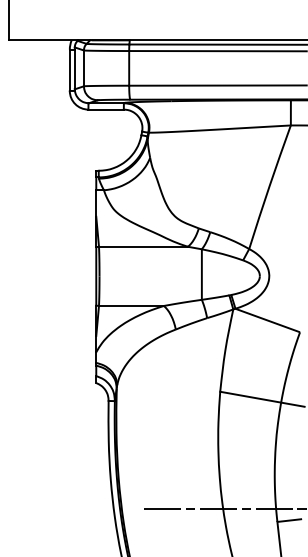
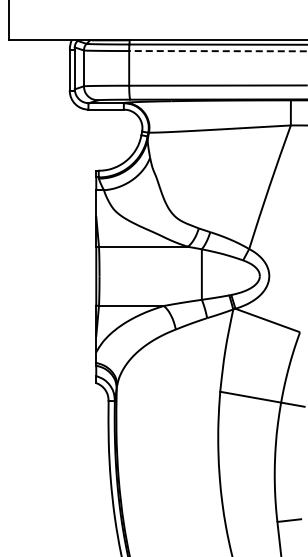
line: solid -> dashed (217, 51)
line: present -> none (223, 508)
